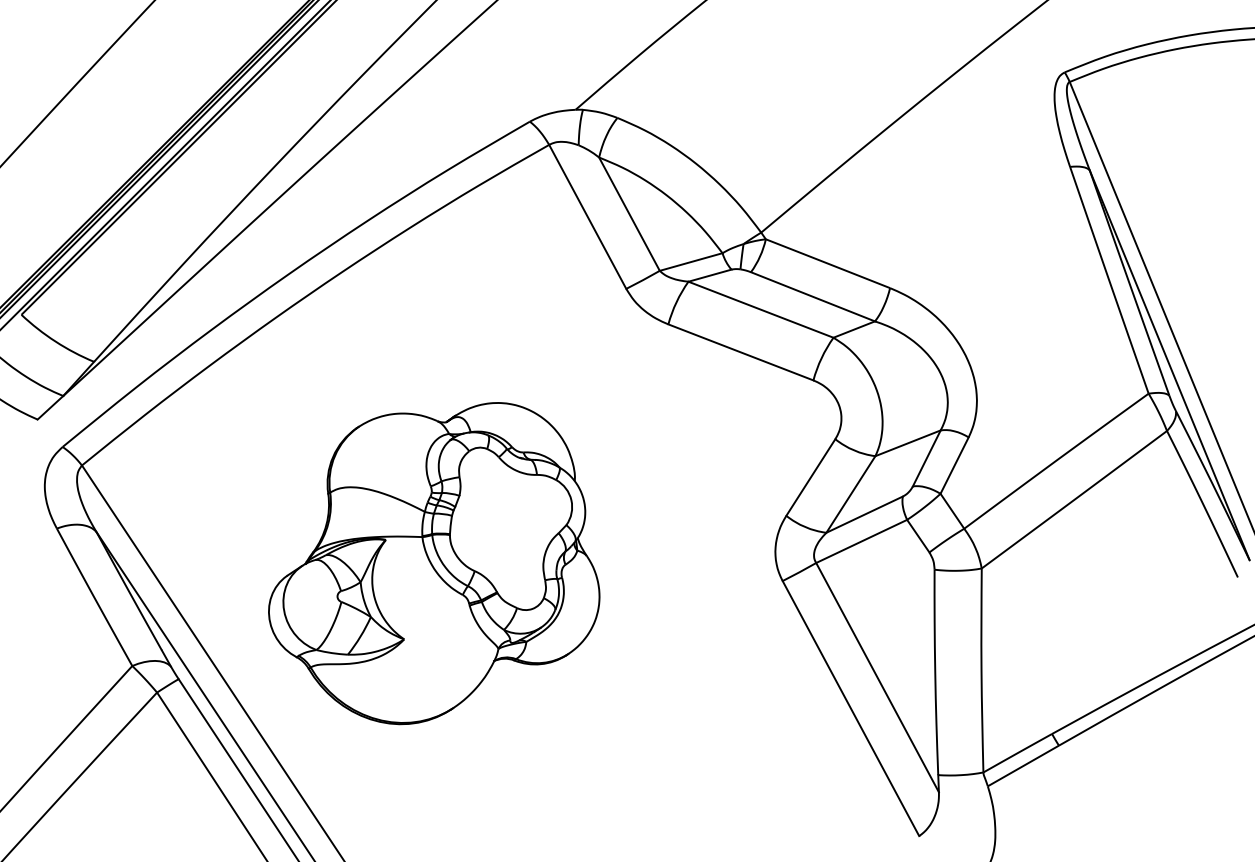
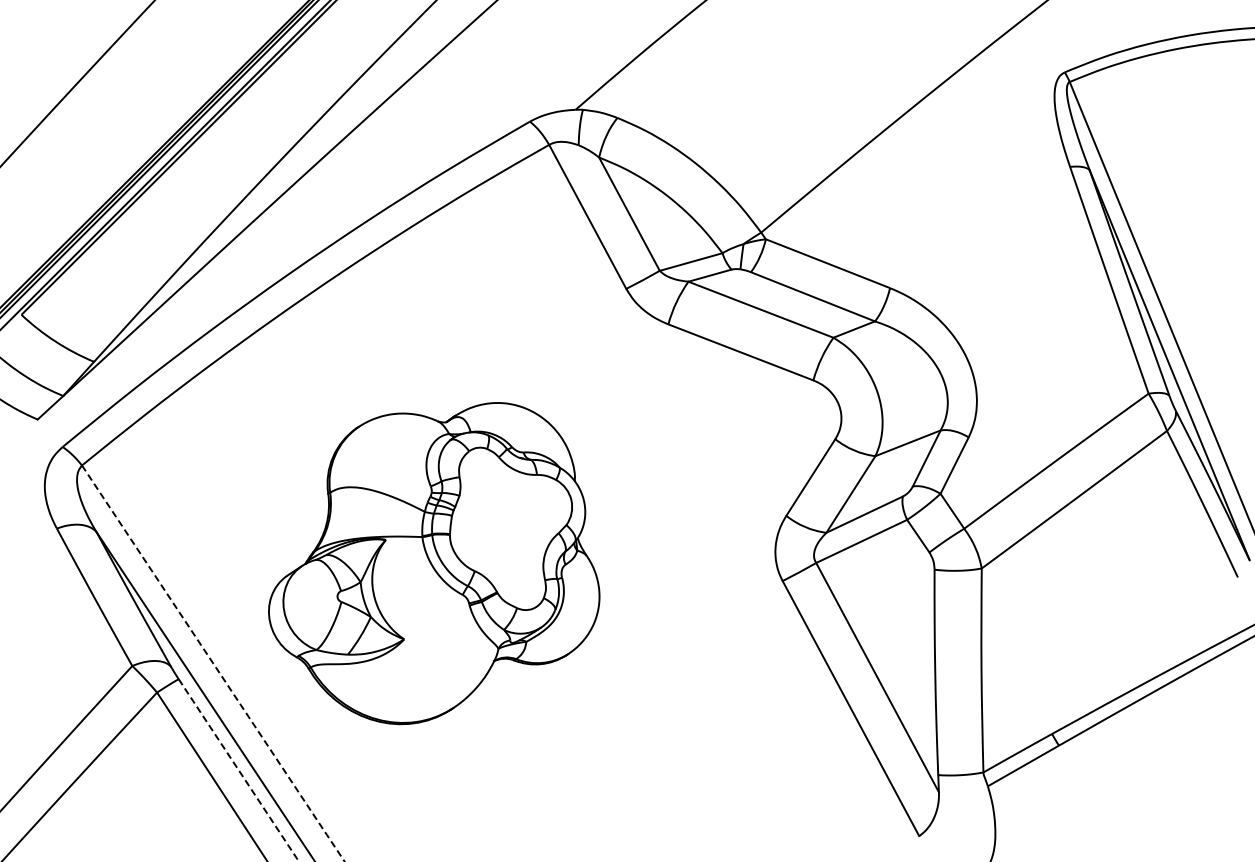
line: solid -> dashed (213, 663)
line: solid -> dashed (239, 770)
